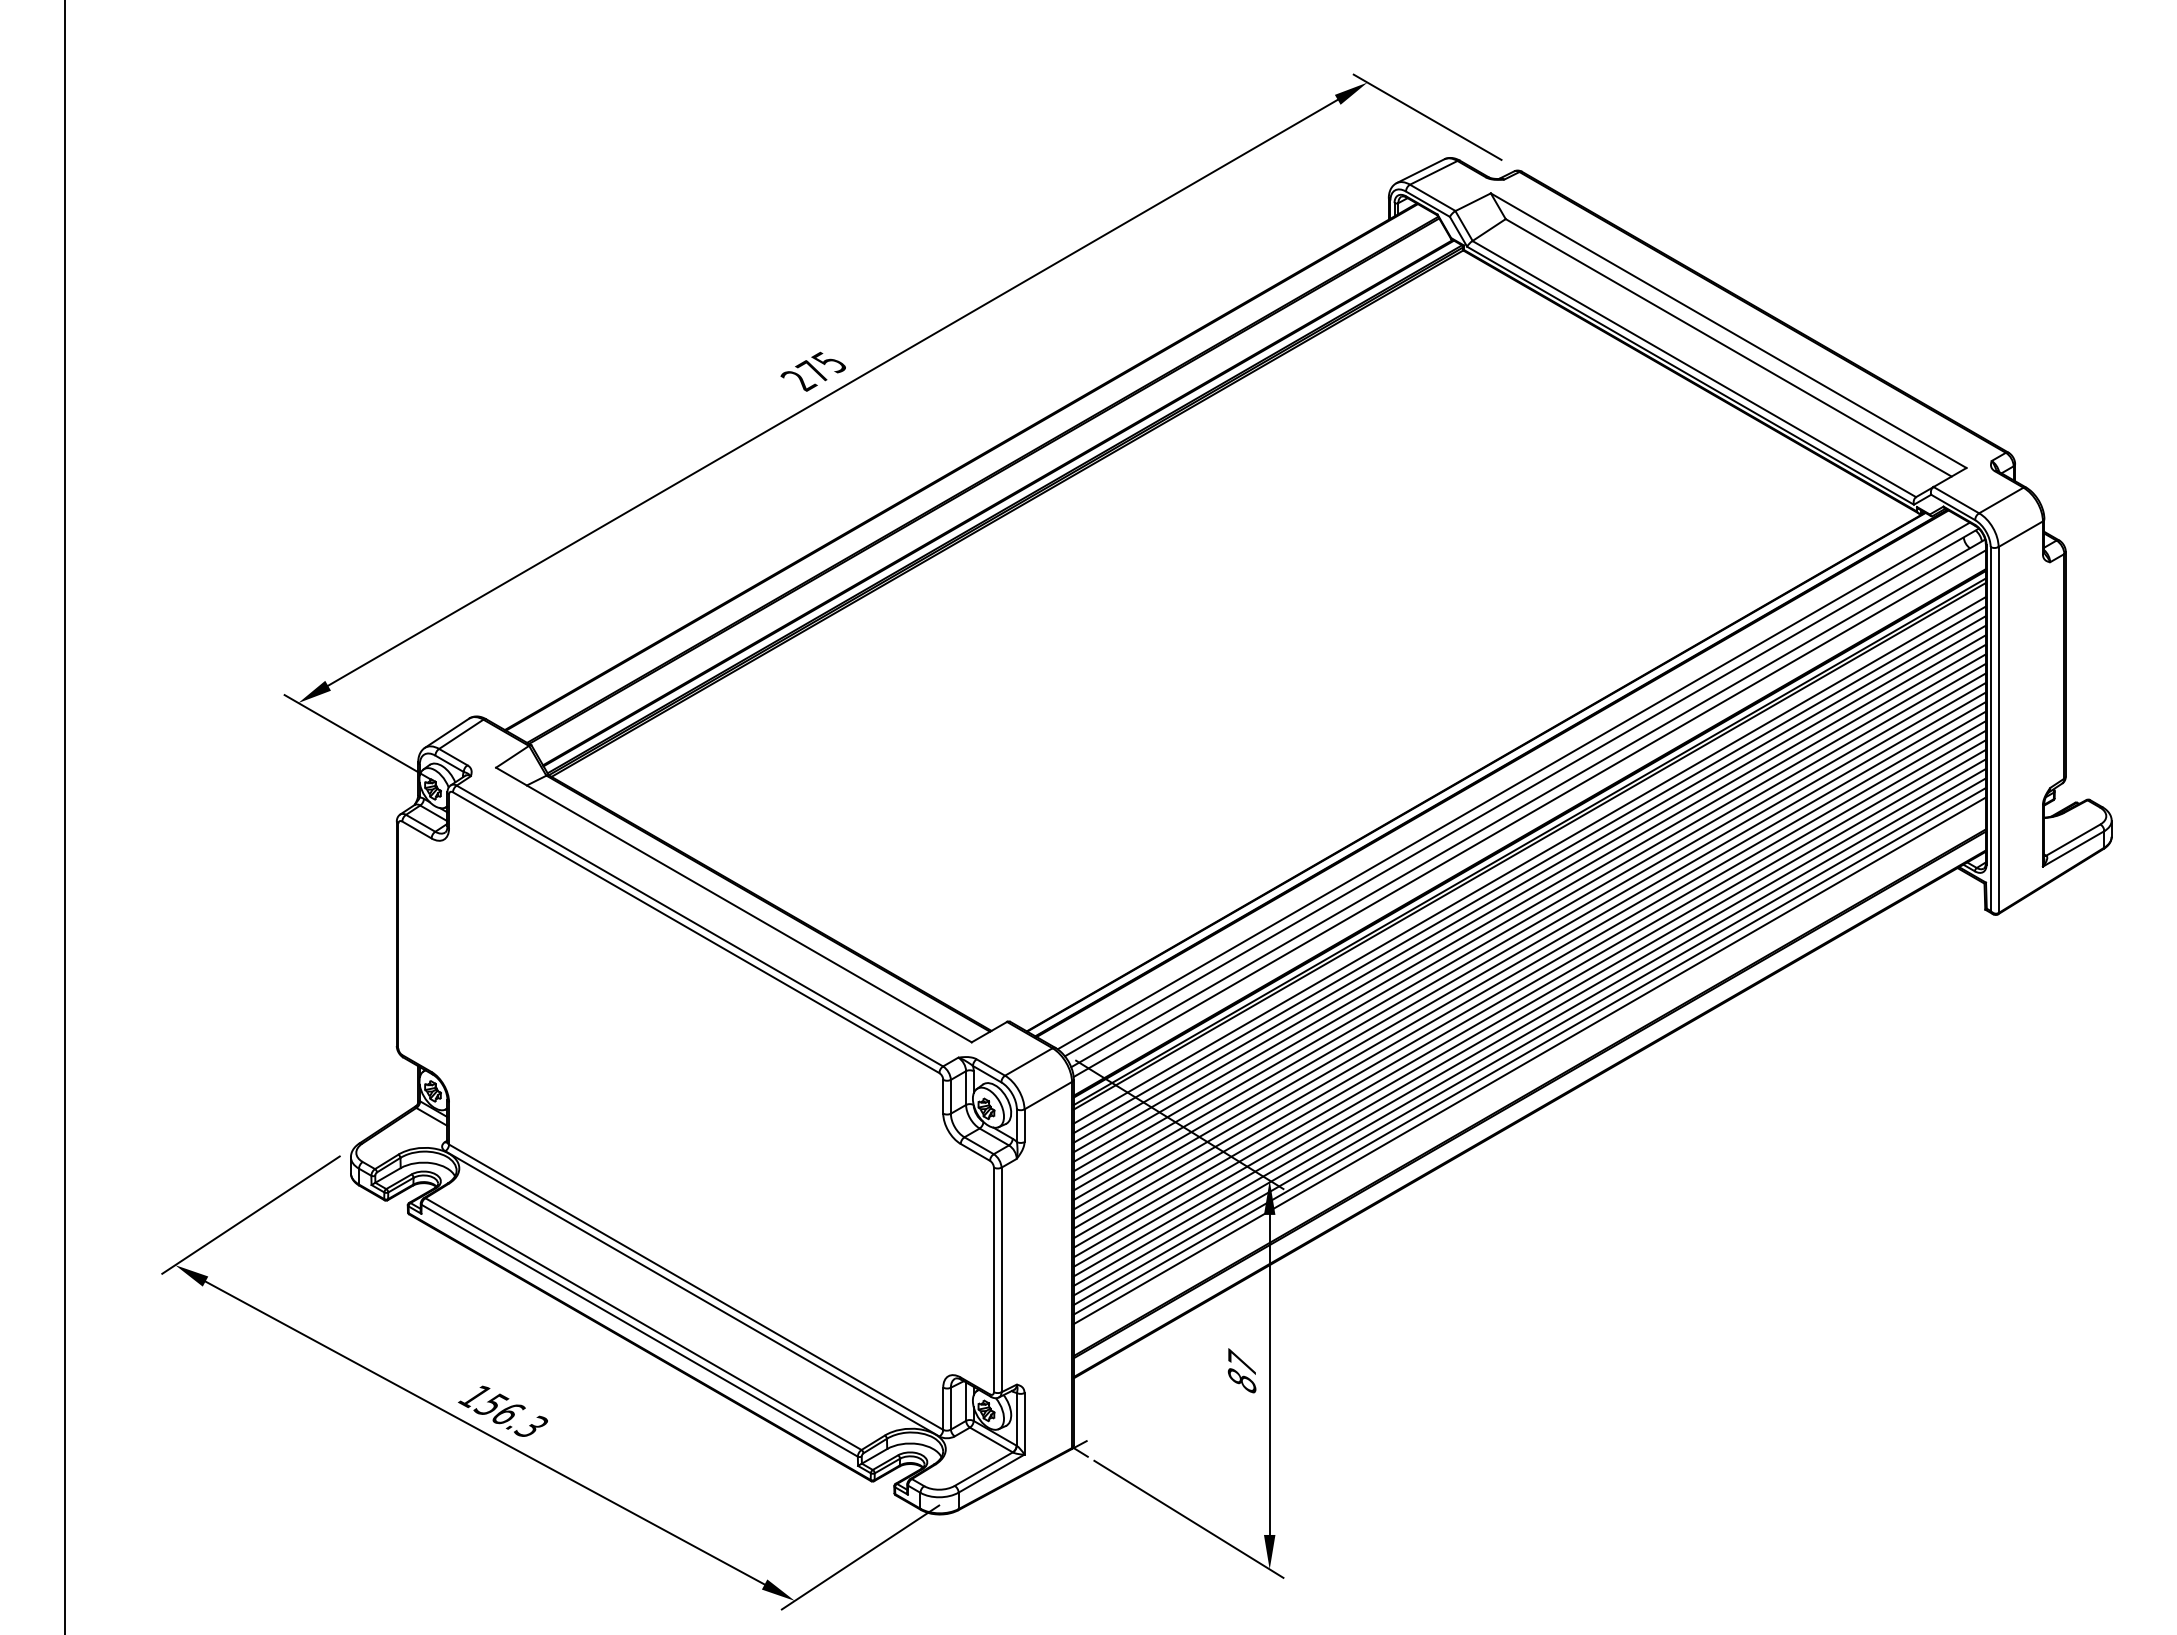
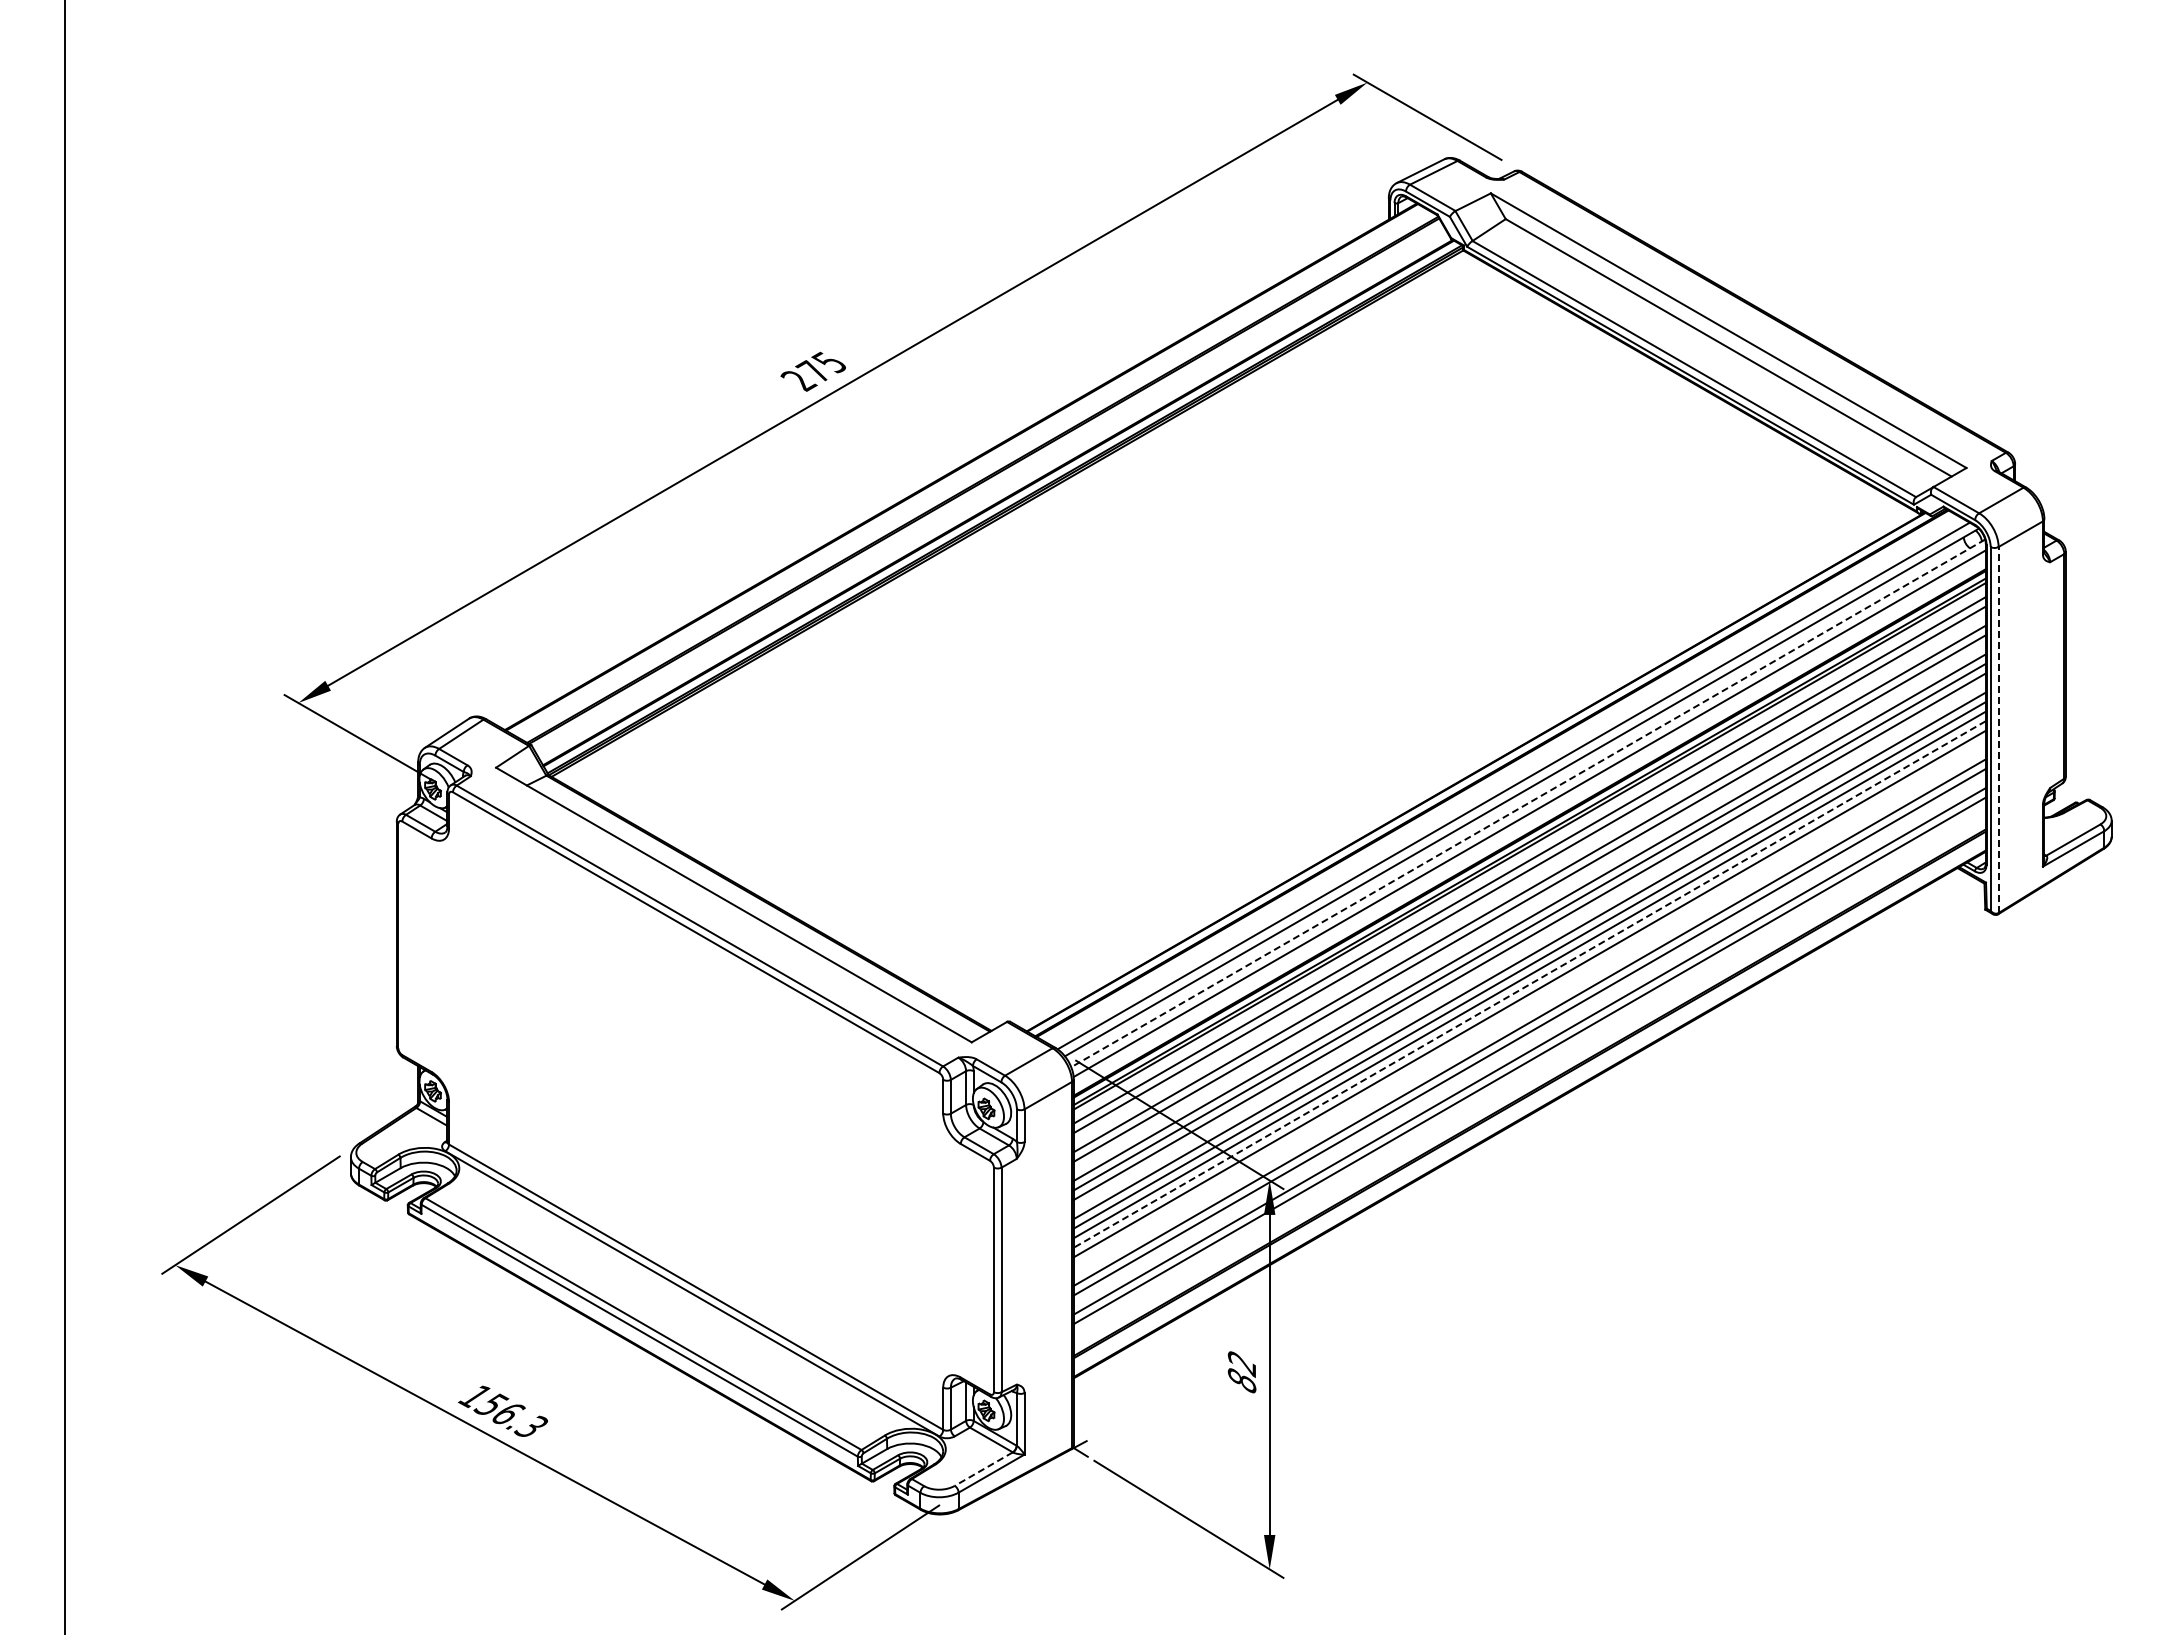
line: solid -> dashed (1998, 729)
line: solid -> dashed (1528, 803)
line: present -> none (1529, 879)
line: present -> none (1529, 907)
line: present -> none (1529, 946)
line: solid -> dashed (1529, 984)
line: present -> none (1529, 1003)
line: present -> none (1529, 1012)
line: present -> none (1529, 1041)
text: 87 -> 82 (1241, 1362)
line: solid -> dashed (983, 1469)
